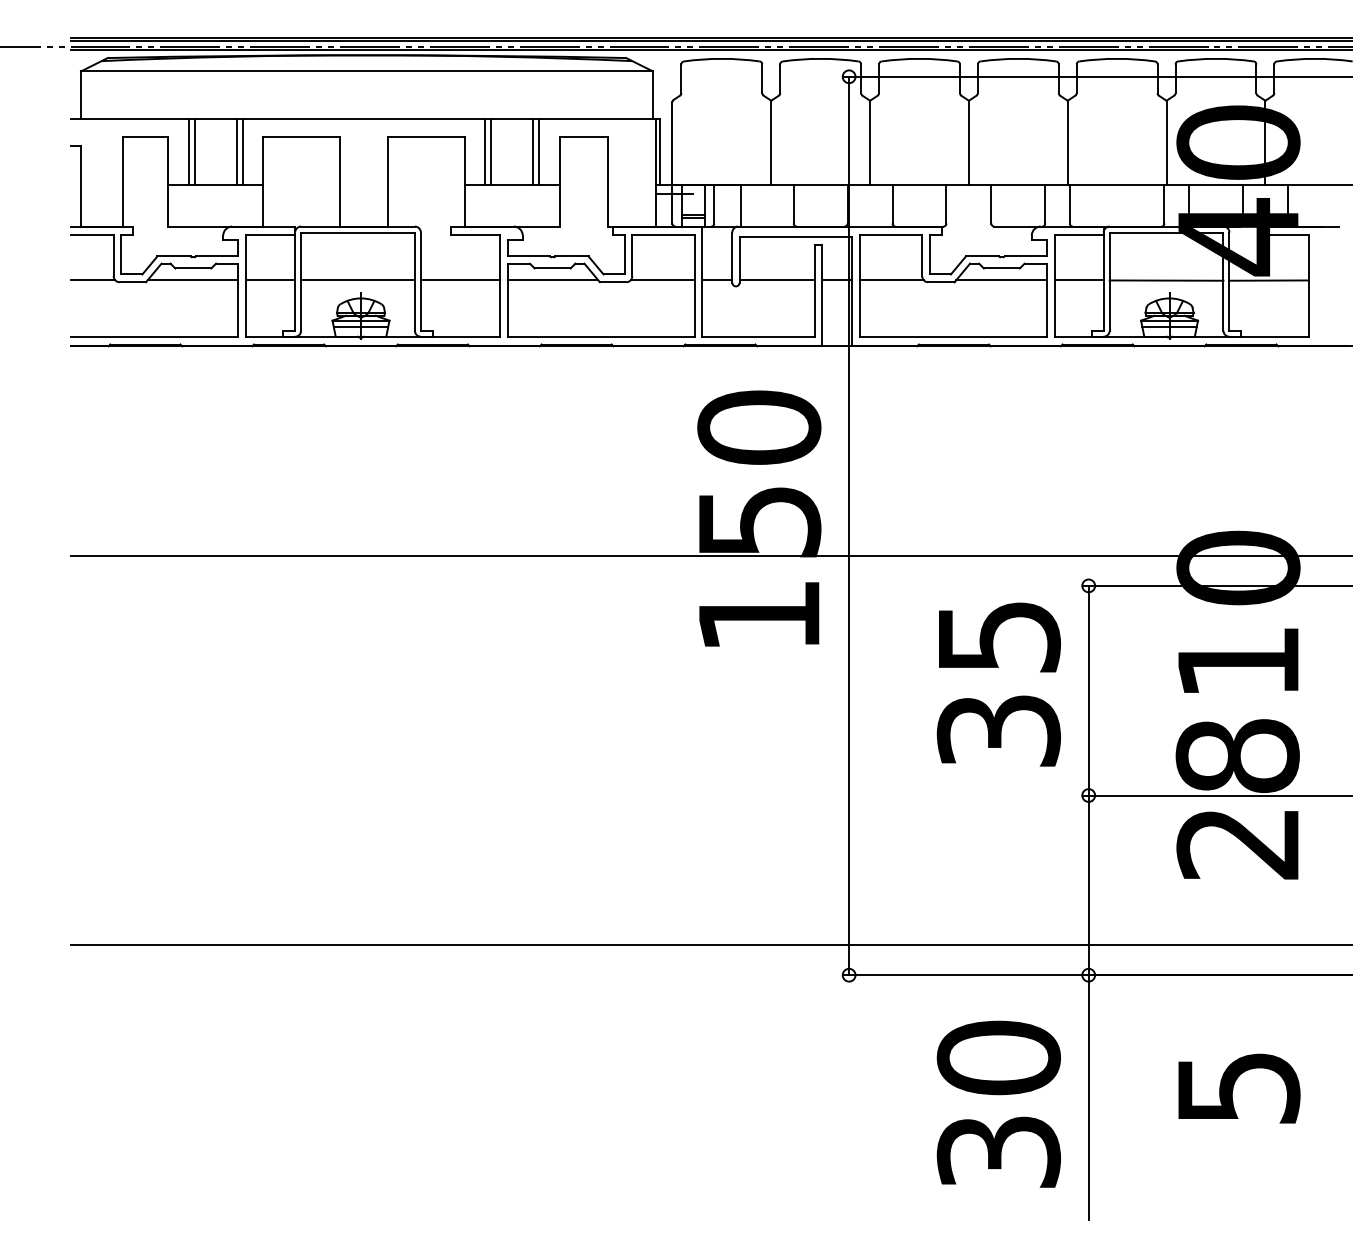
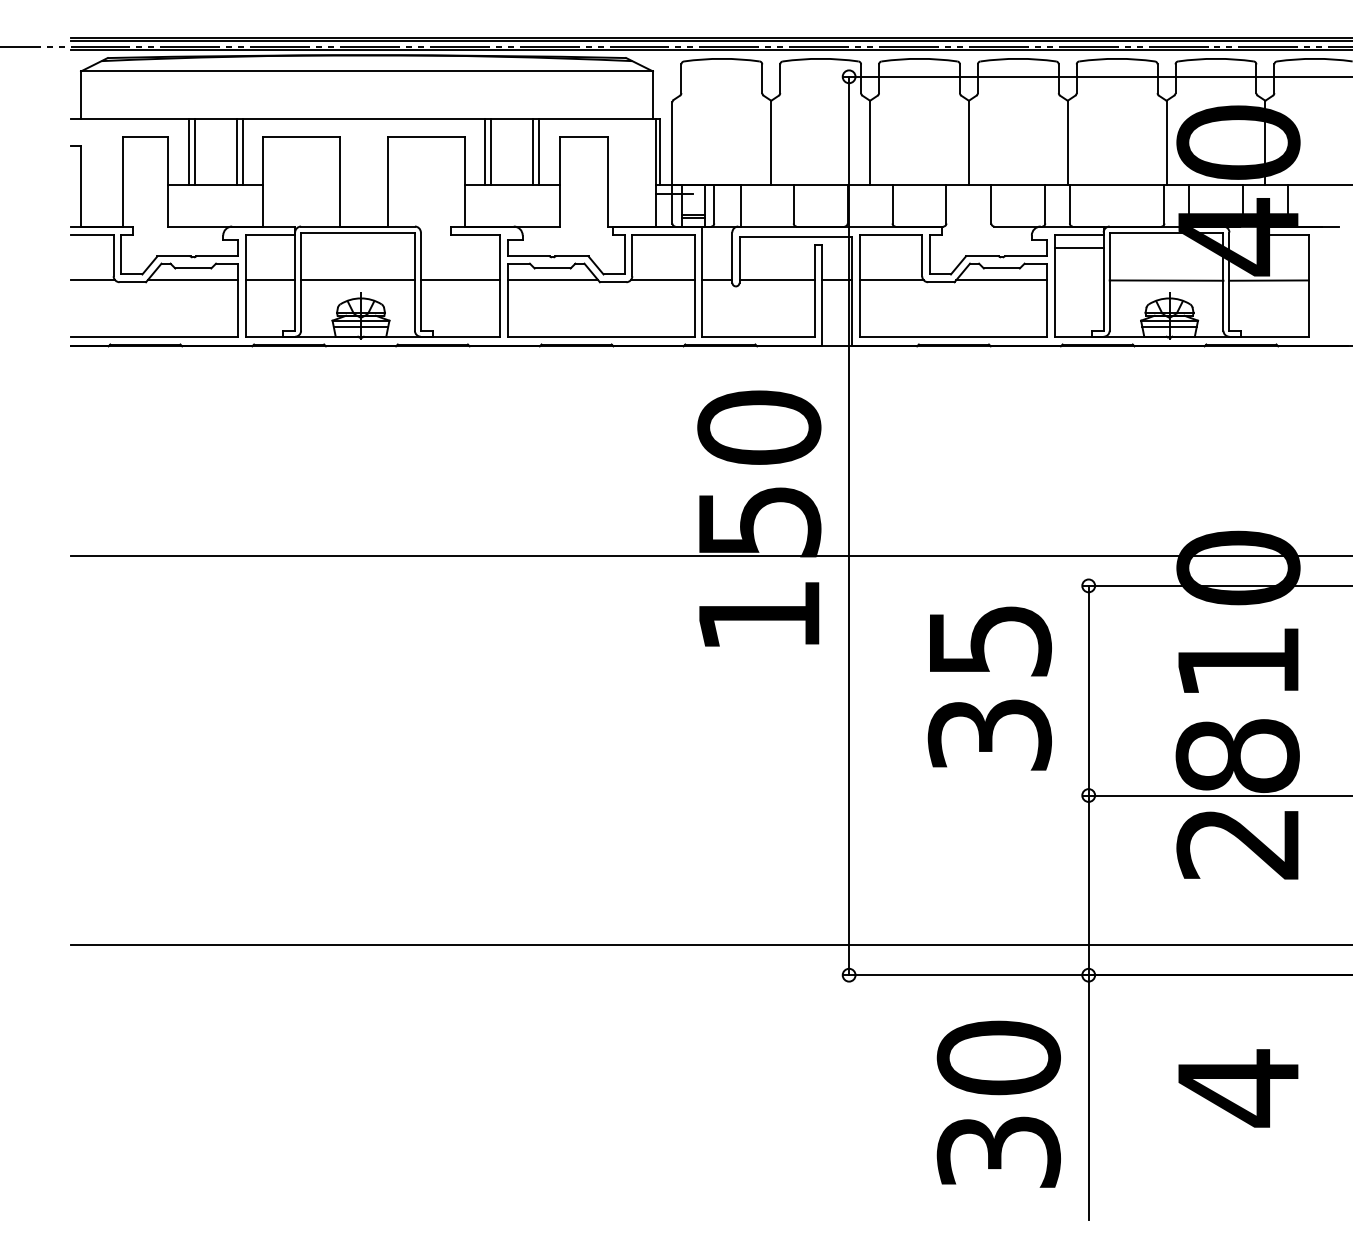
line position: (1078, 280) -> (1078, 248) (1078, 248)
text position: (998, 684) -> (989, 688) (989, 688)
text: 5 -> 4 (1239, 1088)
